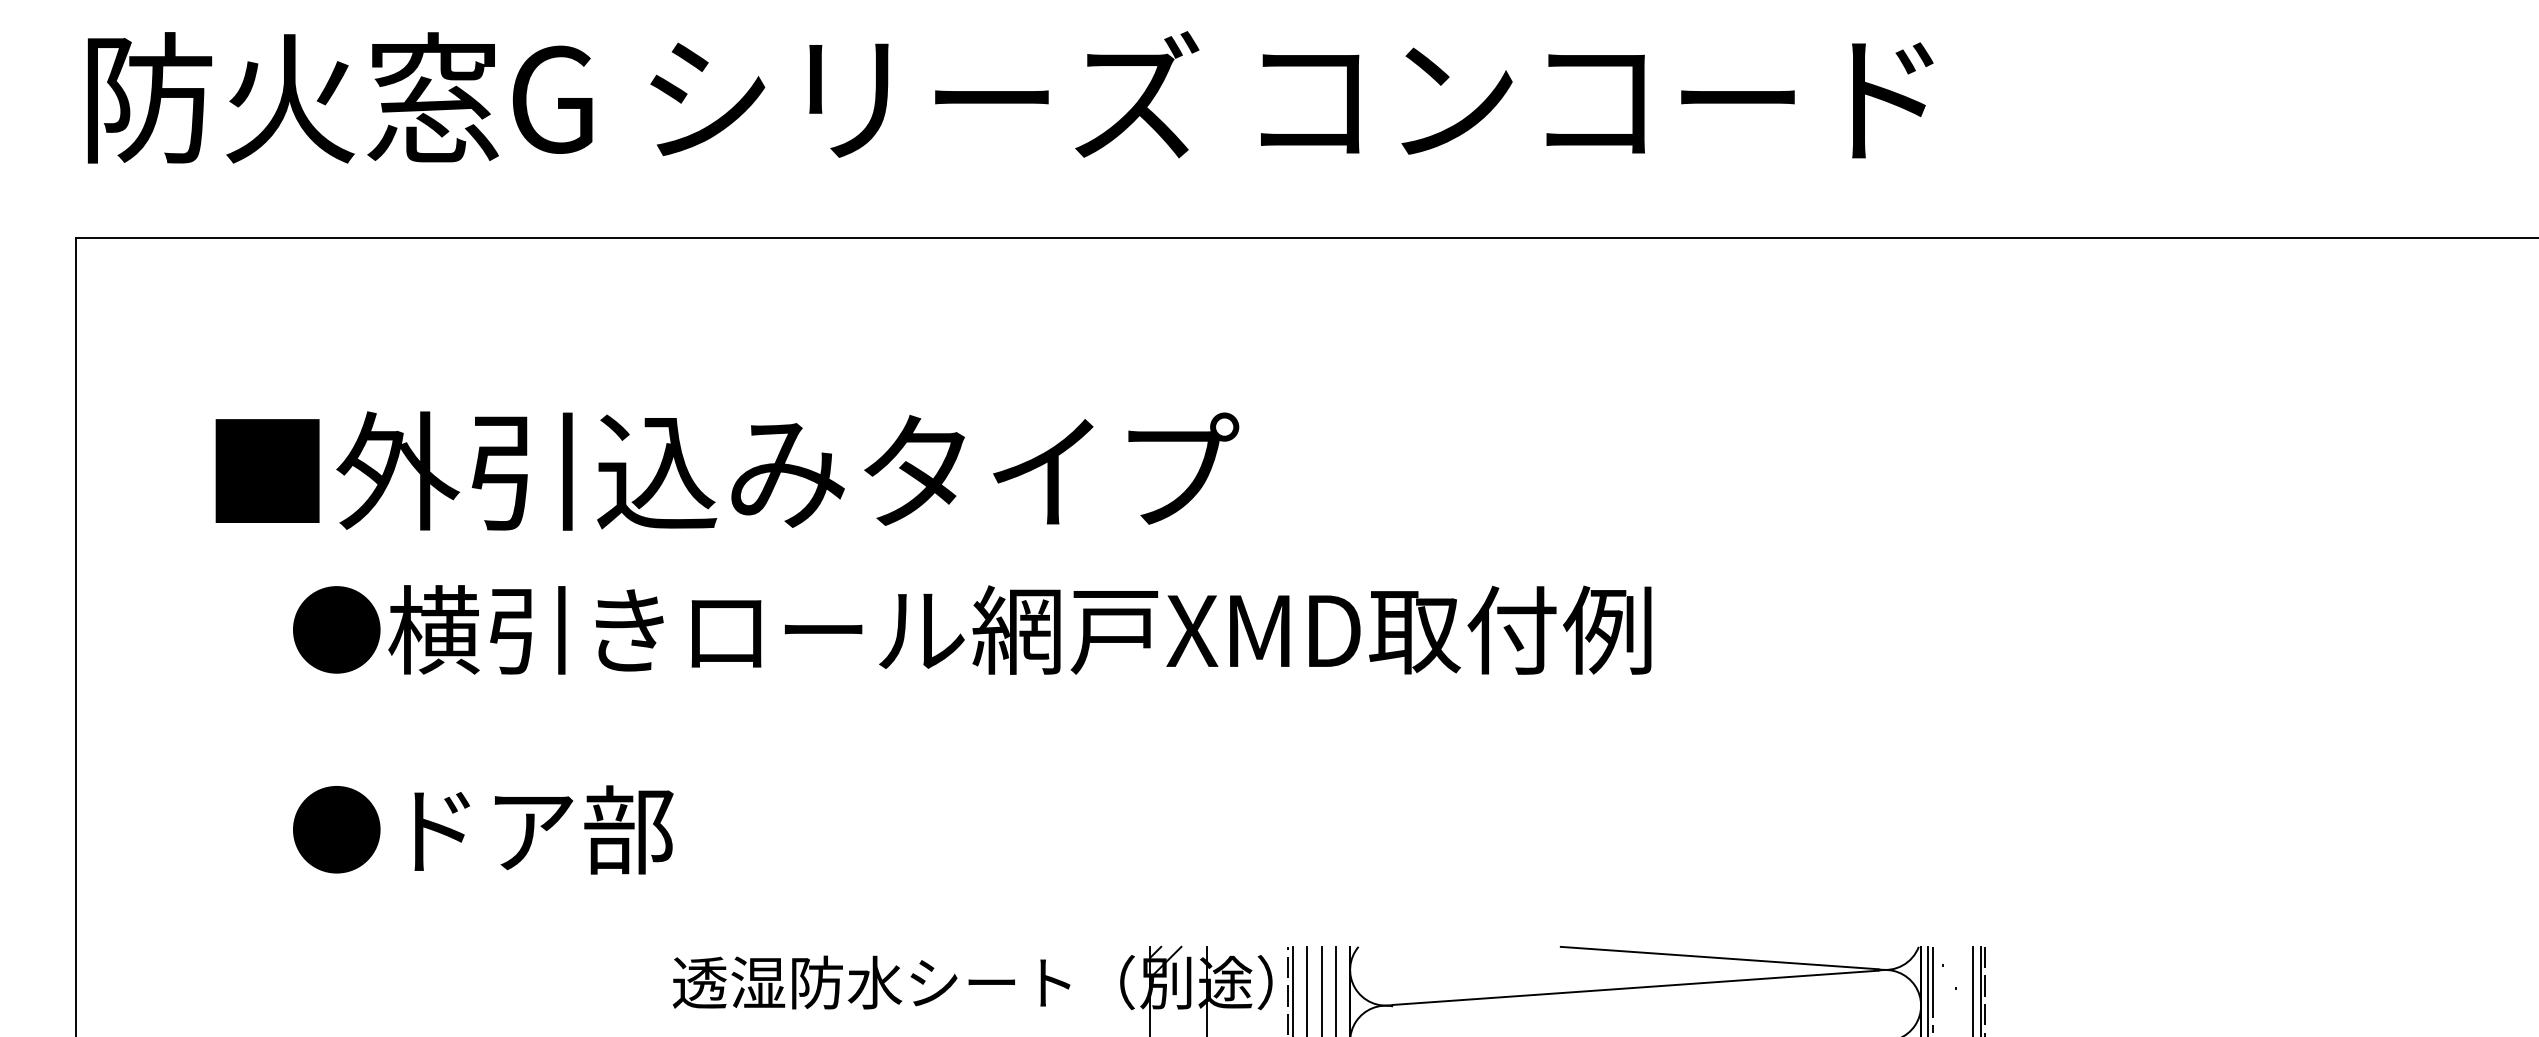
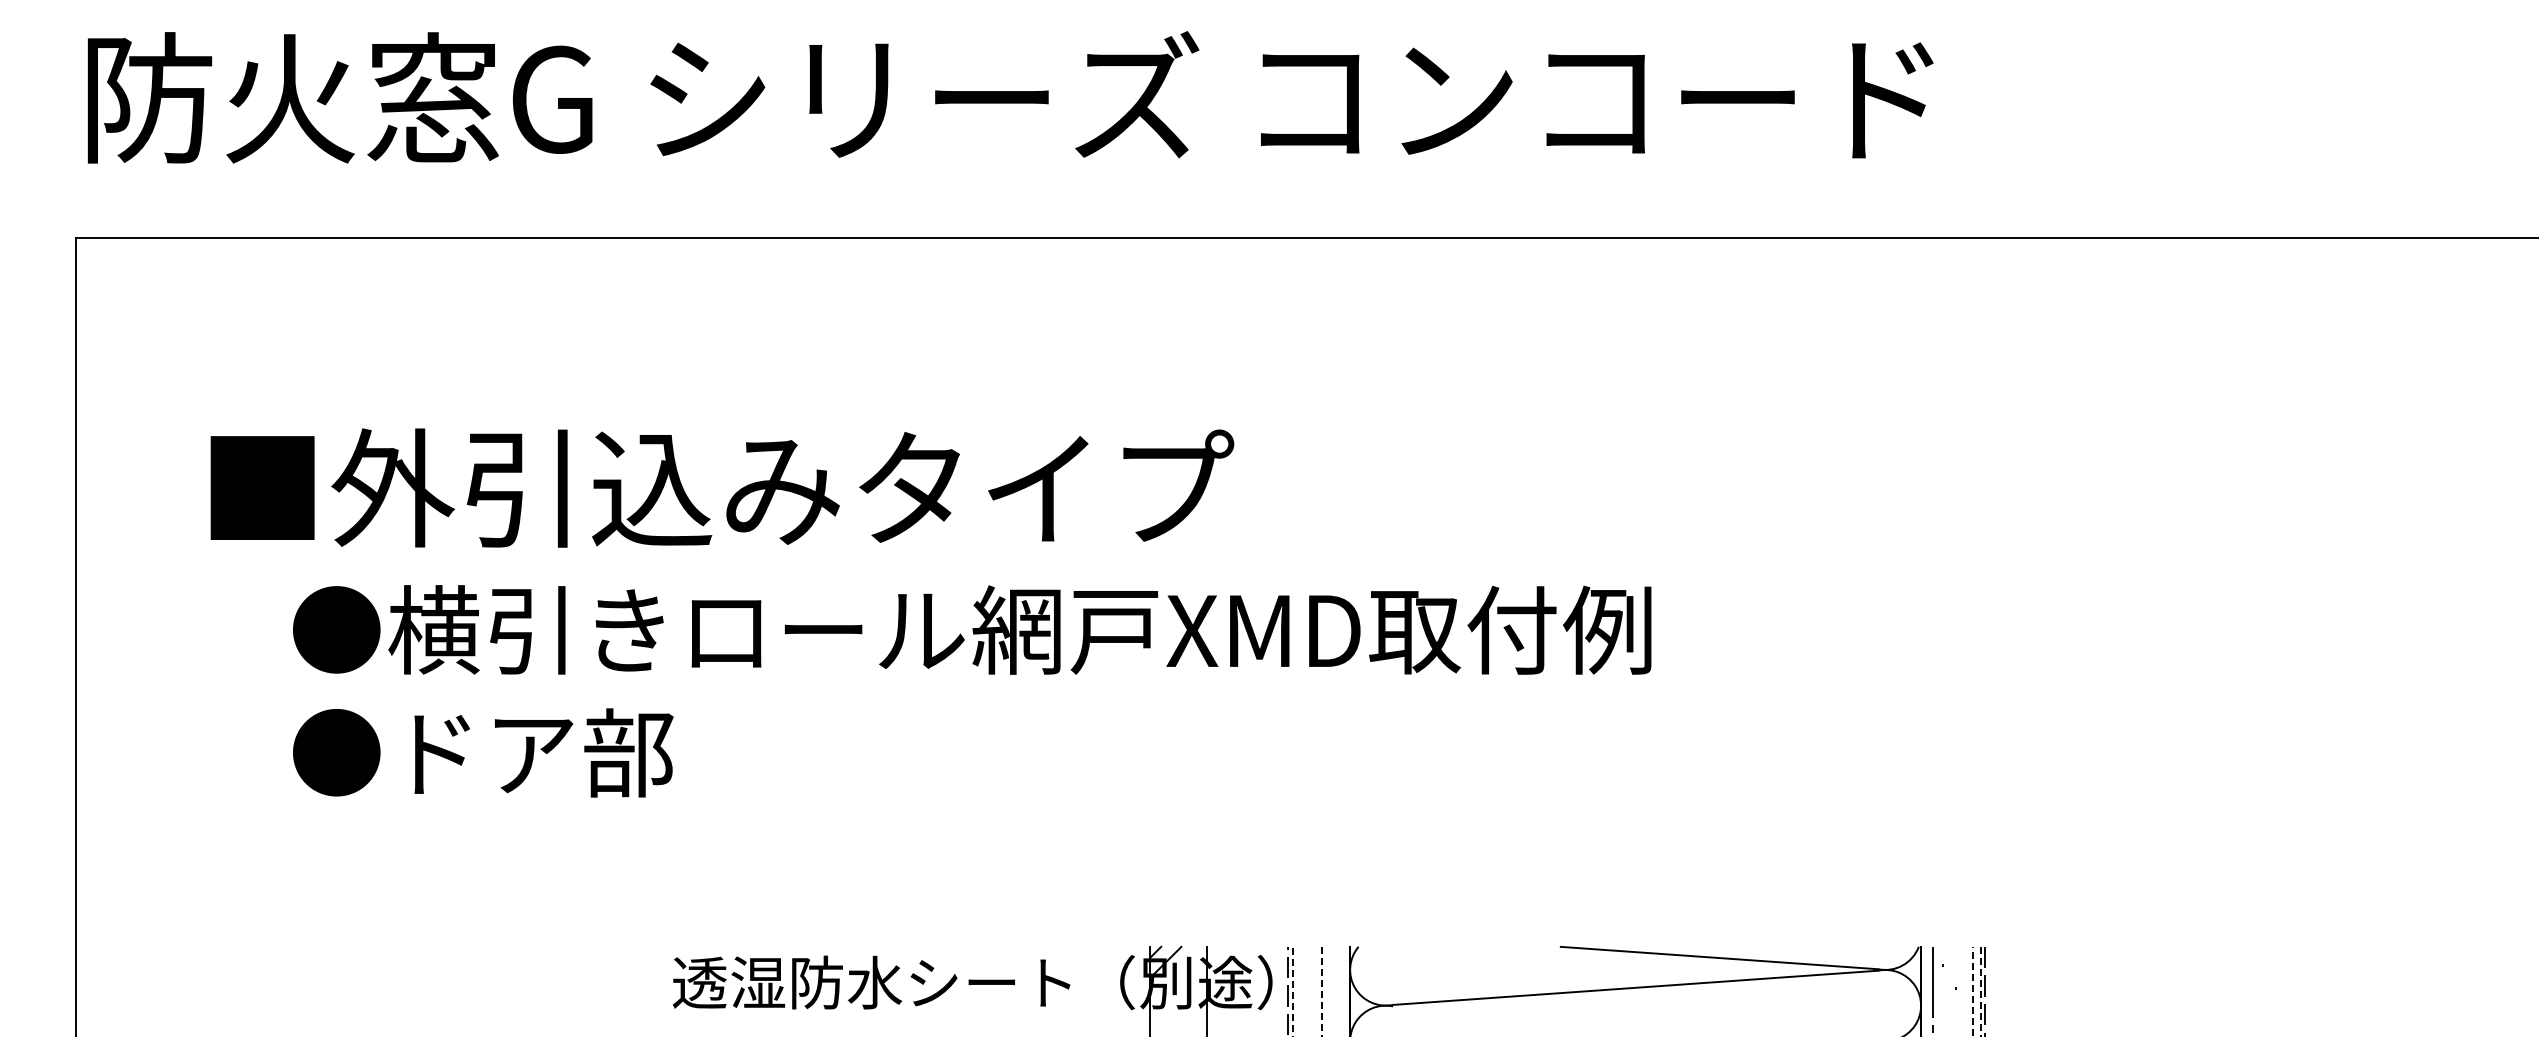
text position: (727, 470) -> (722, 487) (722, 487)
text position: (483, 829) -> (483, 752) (483, 752)
line: present -> none (1307, 989)
line: present -> none (1335, 989)
line: present -> none (1928, 989)
line: solid -> dashed (1293, 991)
line: solid -> dashed (1321, 991)
line: solid -> dashed (1973, 991)
line: solid -> dashed (1980, 991)
